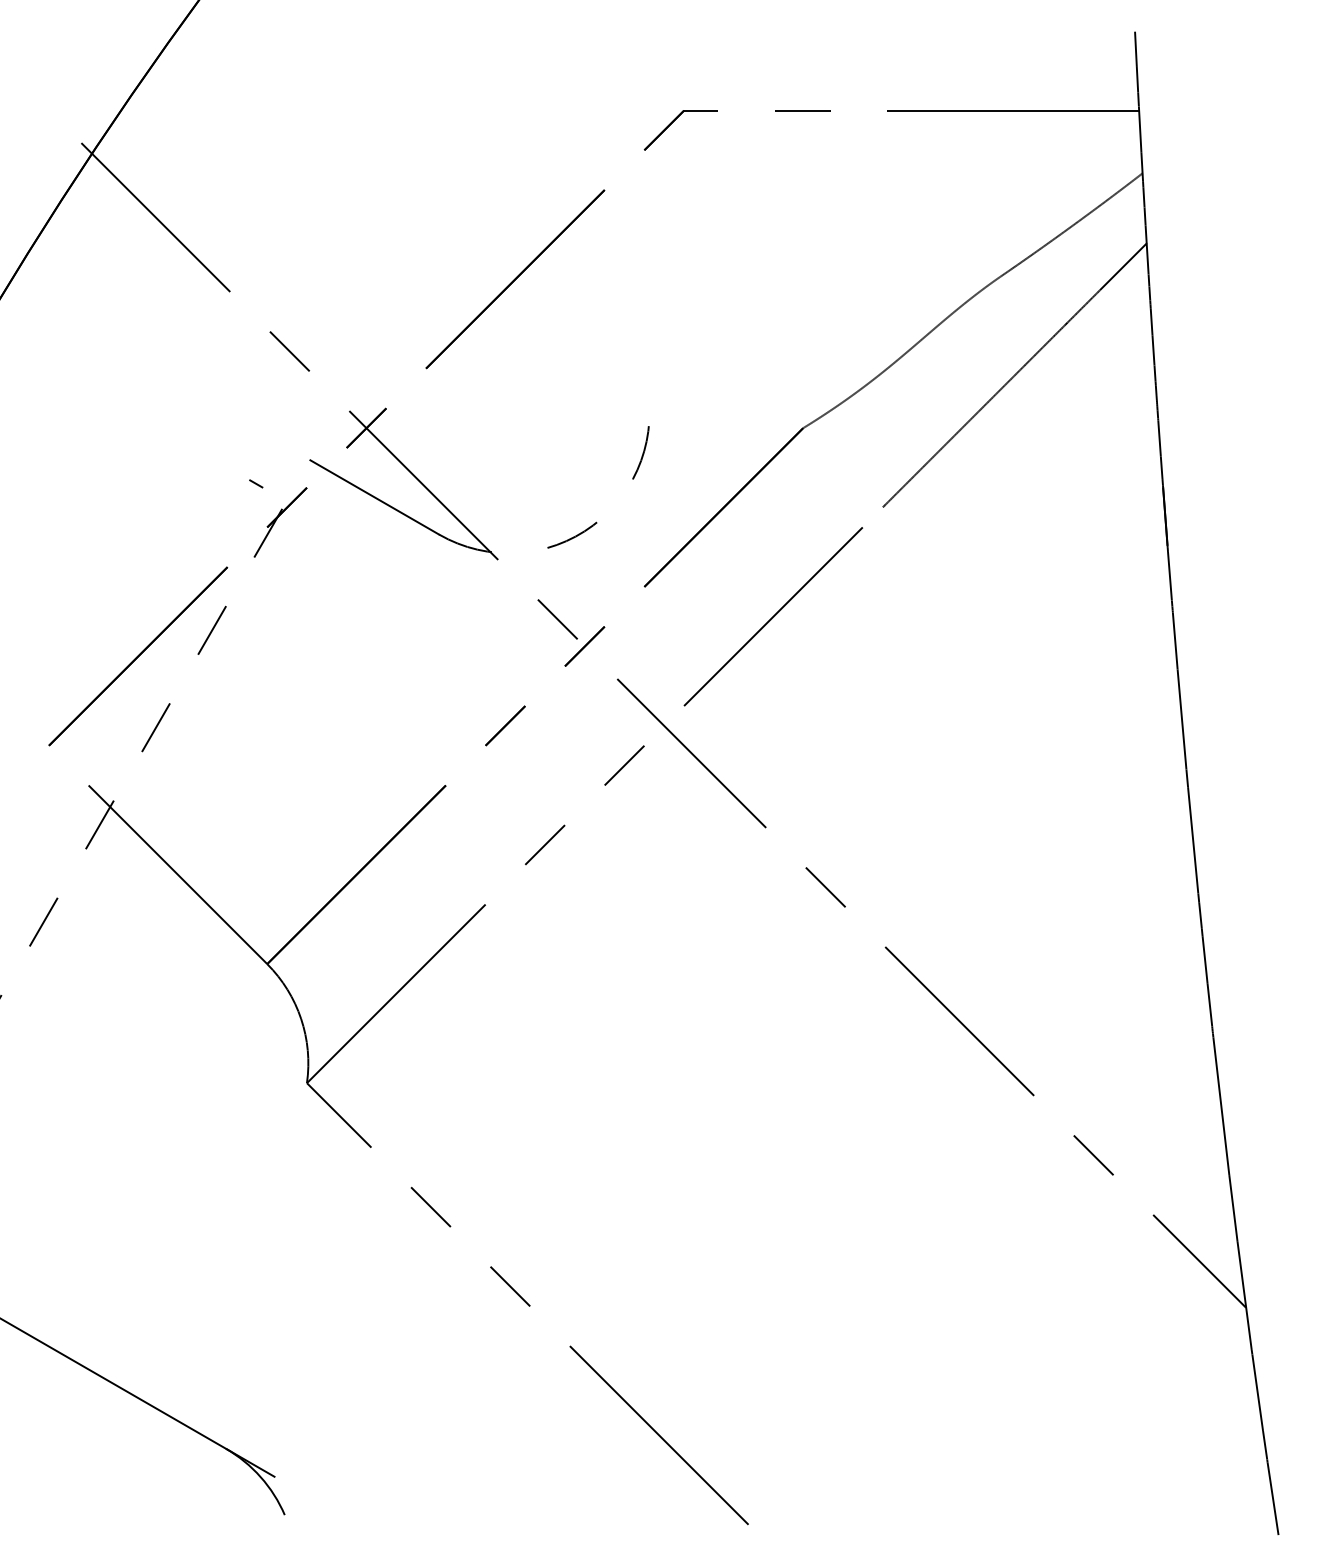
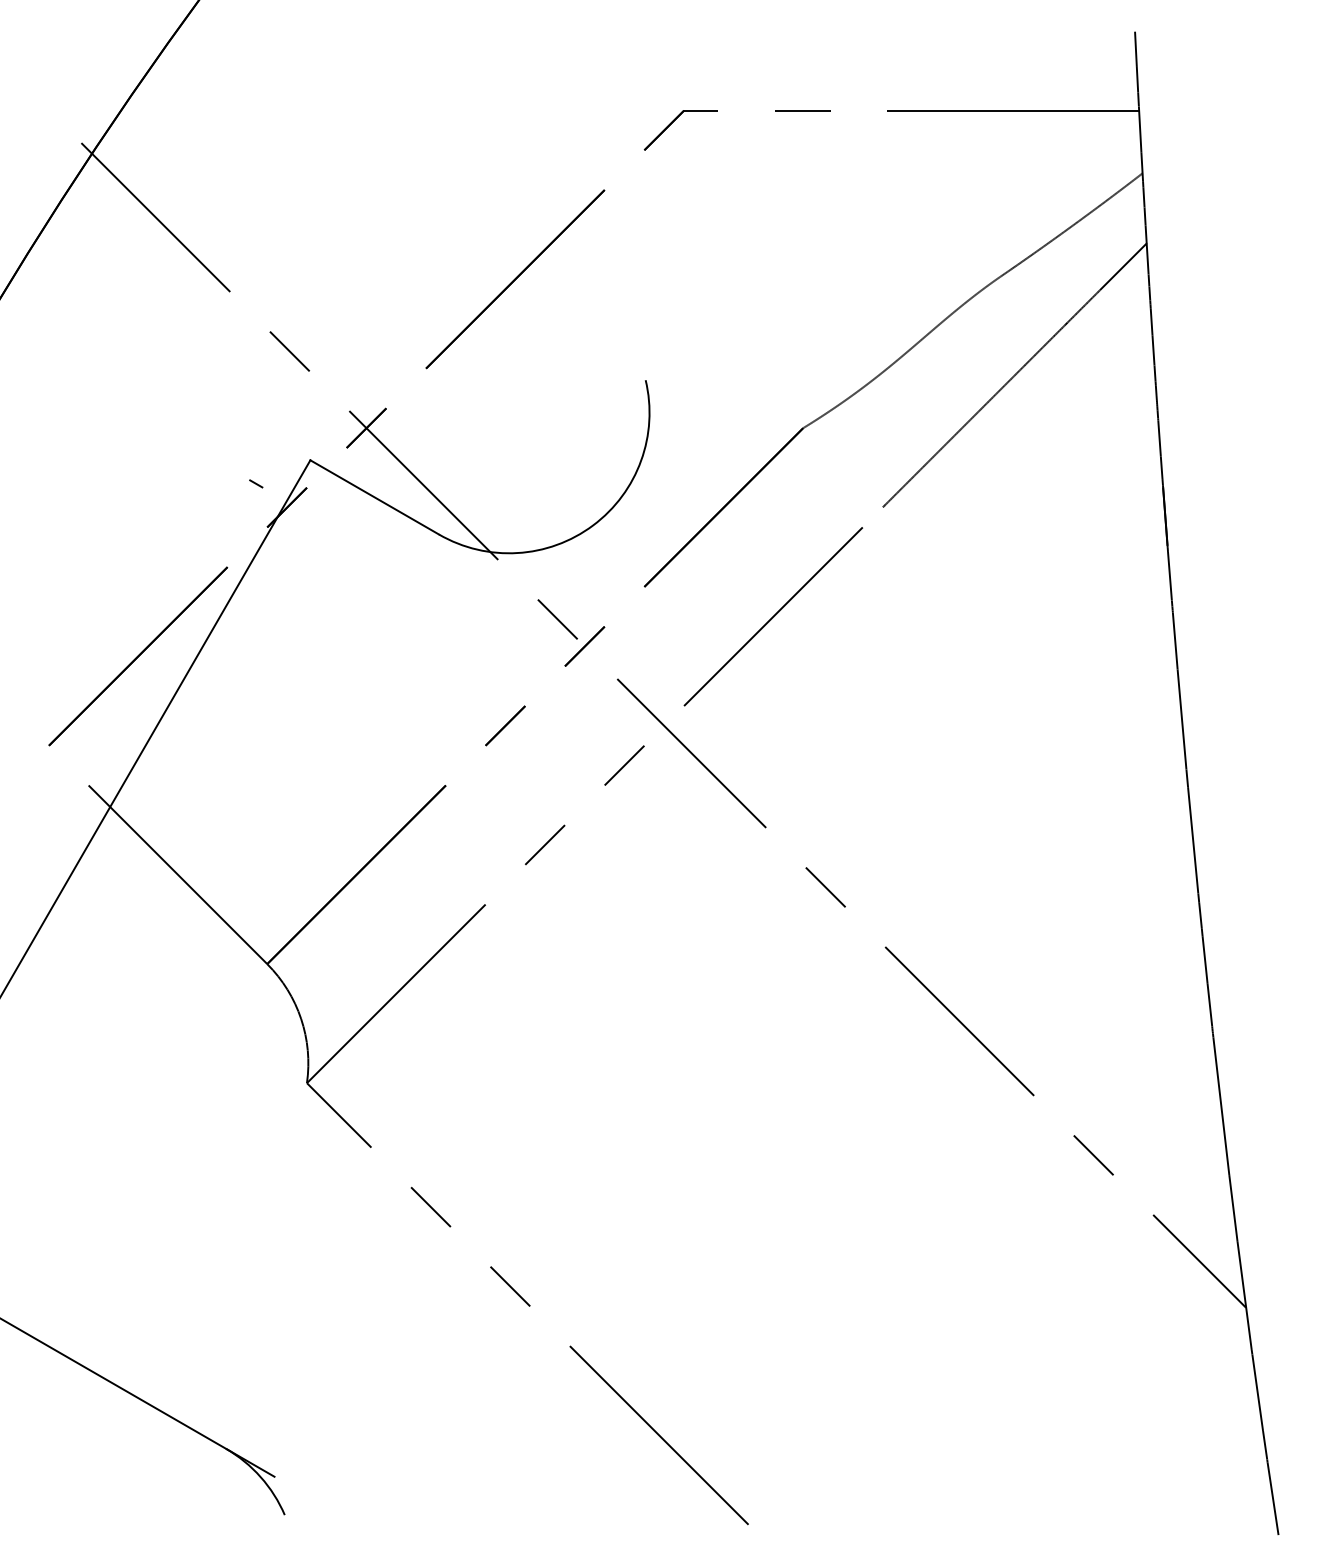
arc: dashed -> solid (593, 525)
line: dashed -> solid (155, 728)
